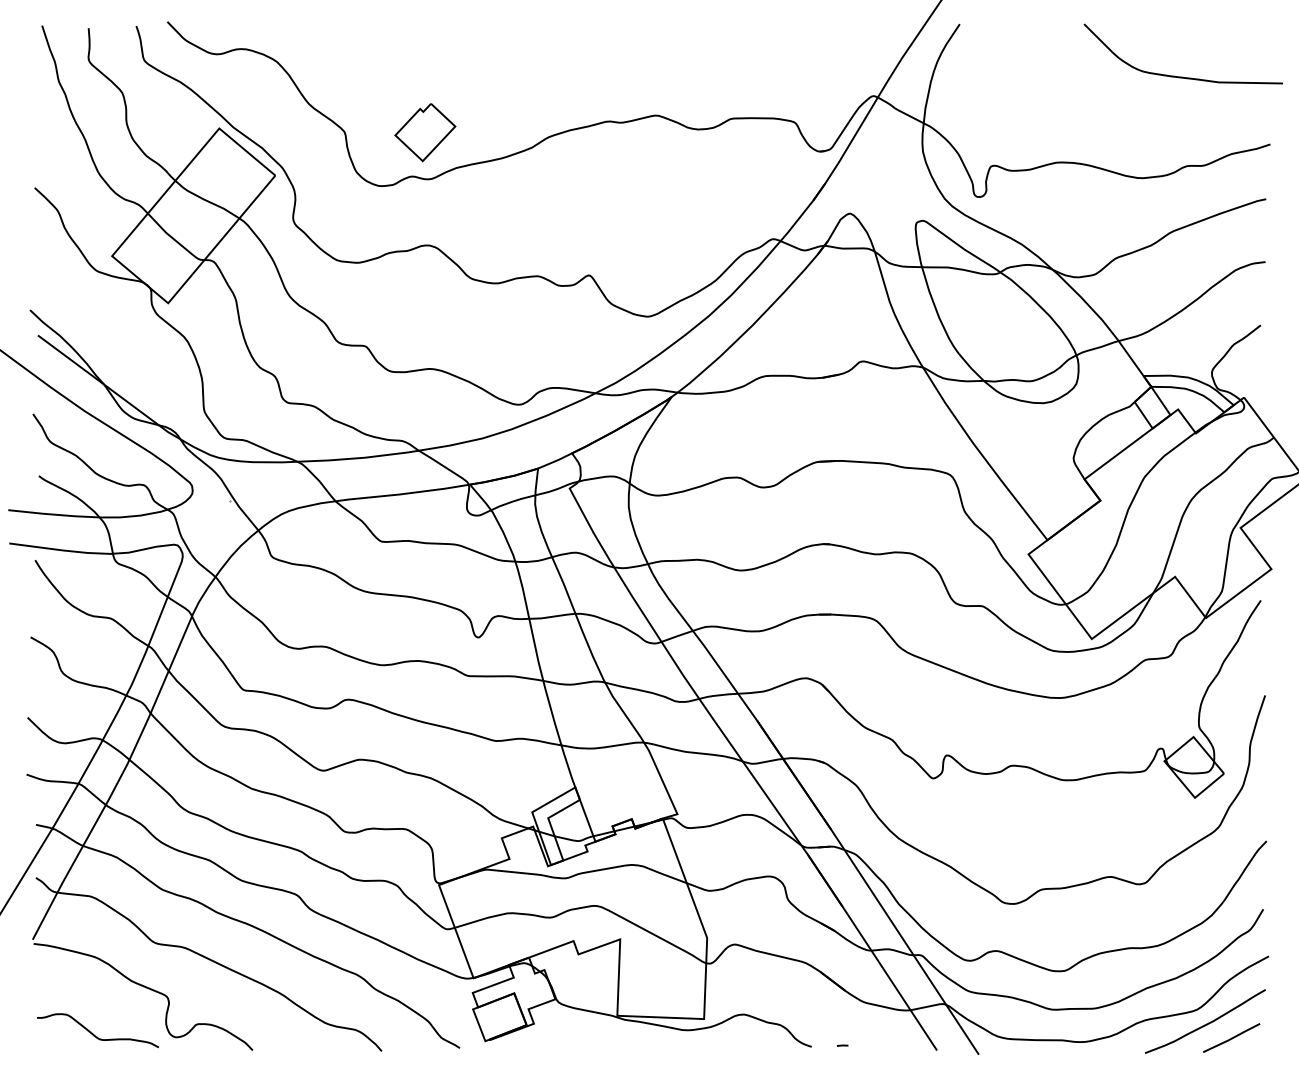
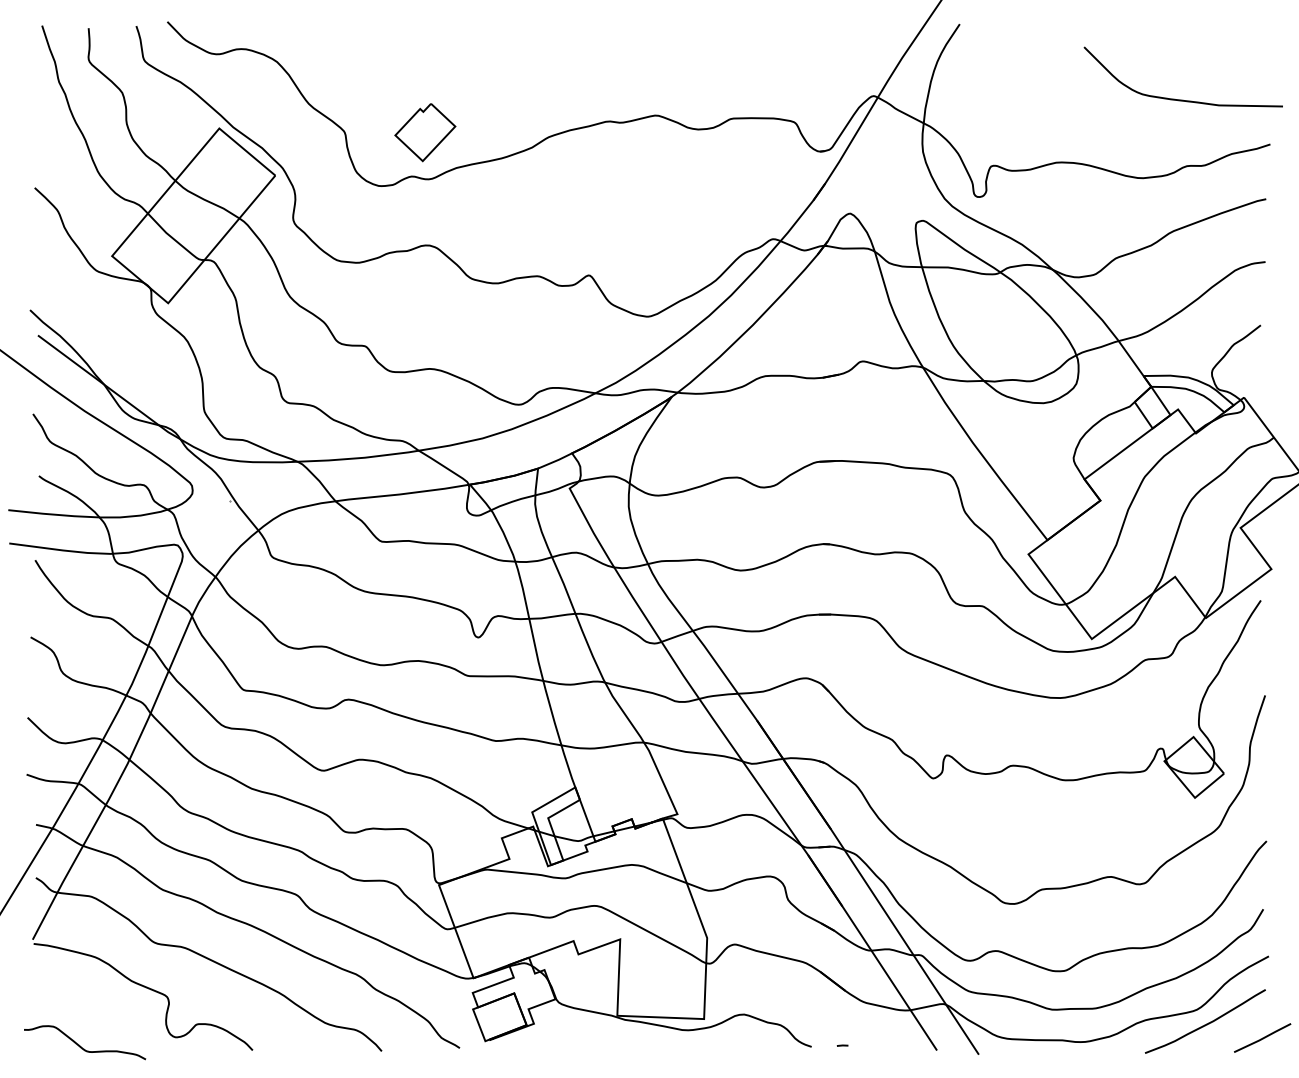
curve position: (1182, 76) -> (1182, 99) (1182, 99)
curve position: (94, 1034) -> (81, 1046) (81, 1046)
line position: (1231, 1037) -> (1262, 1037) (1262, 1037)
